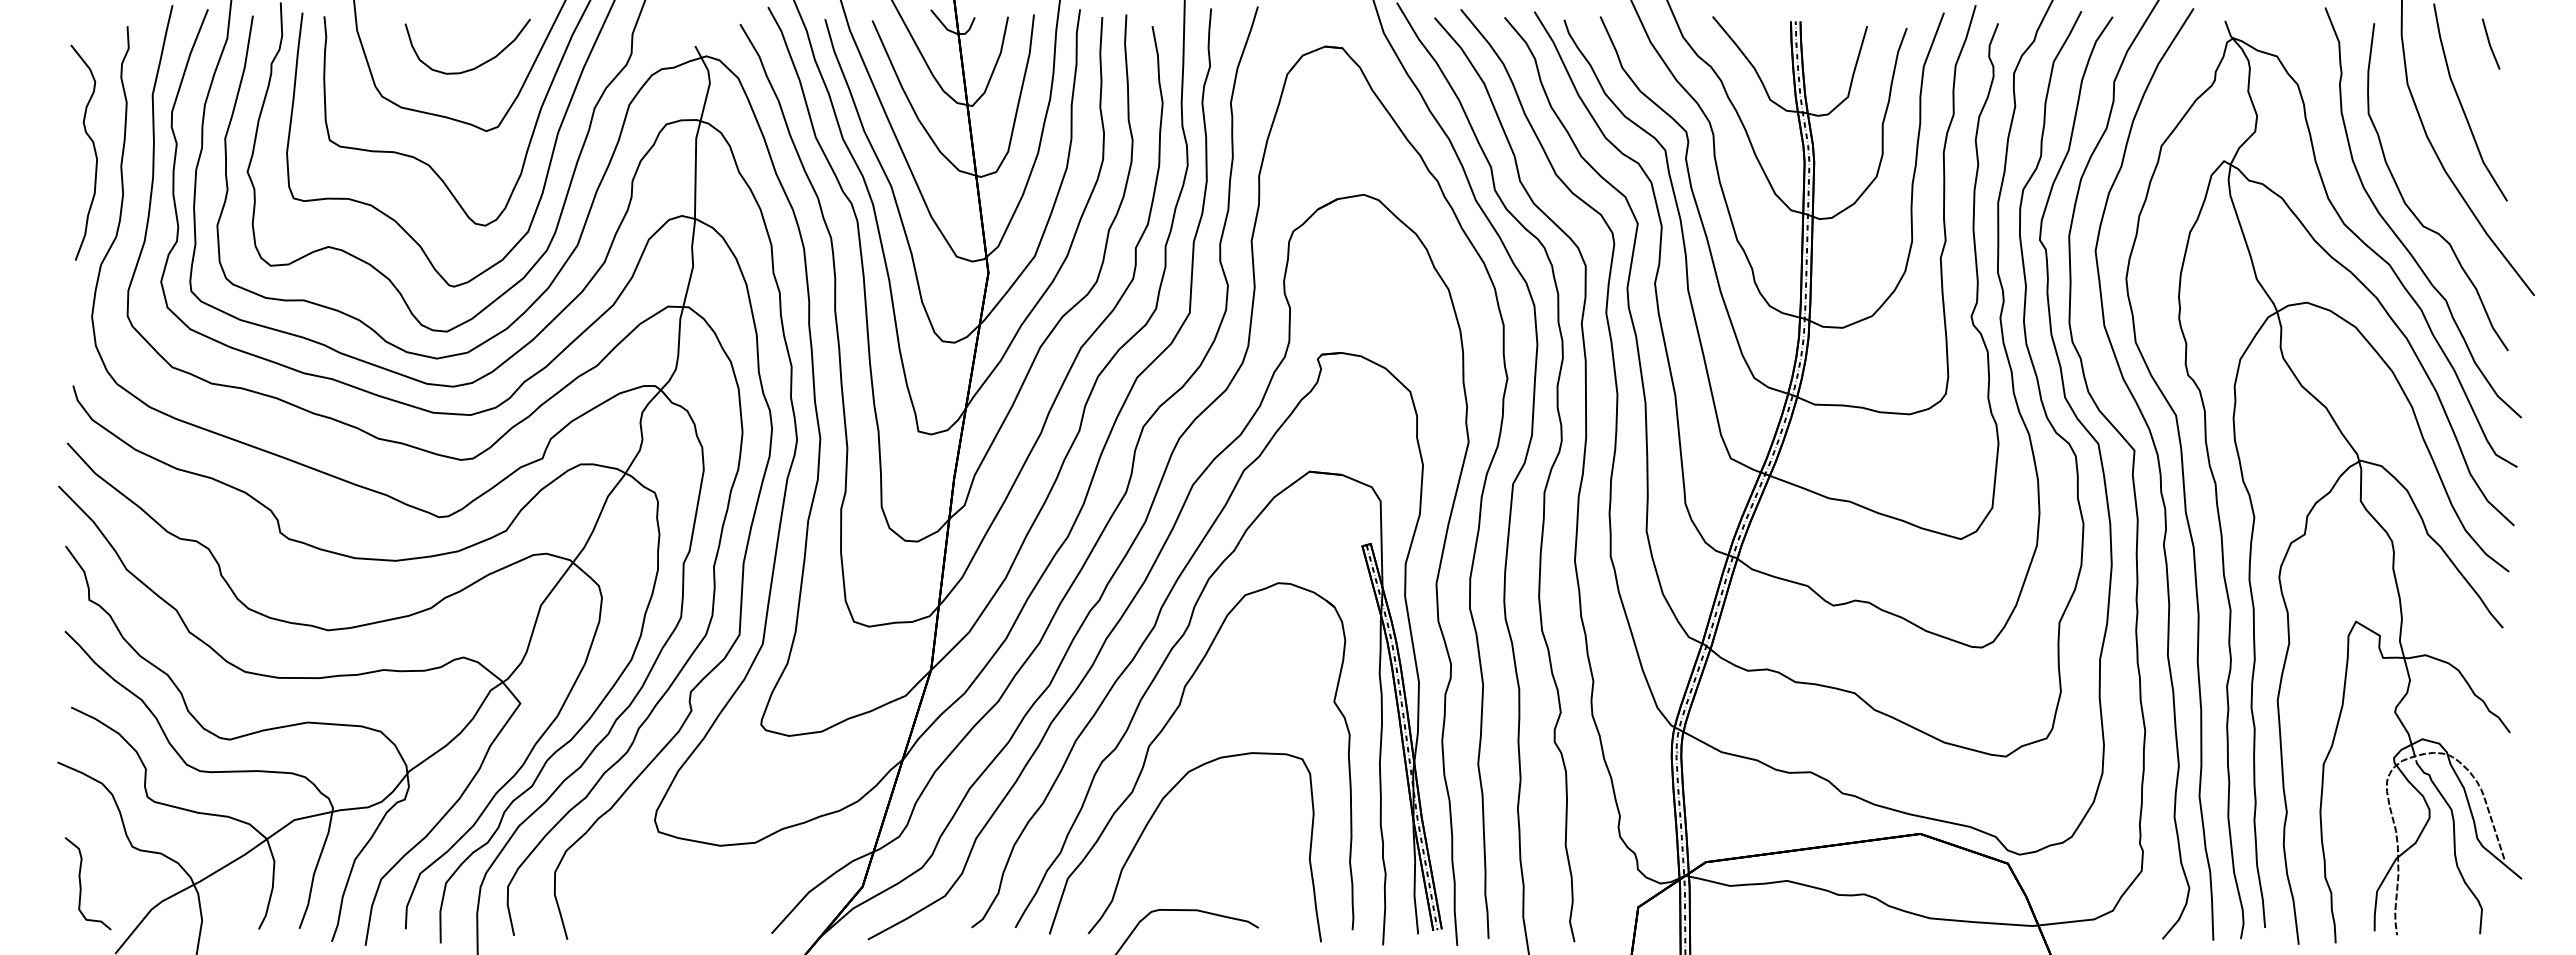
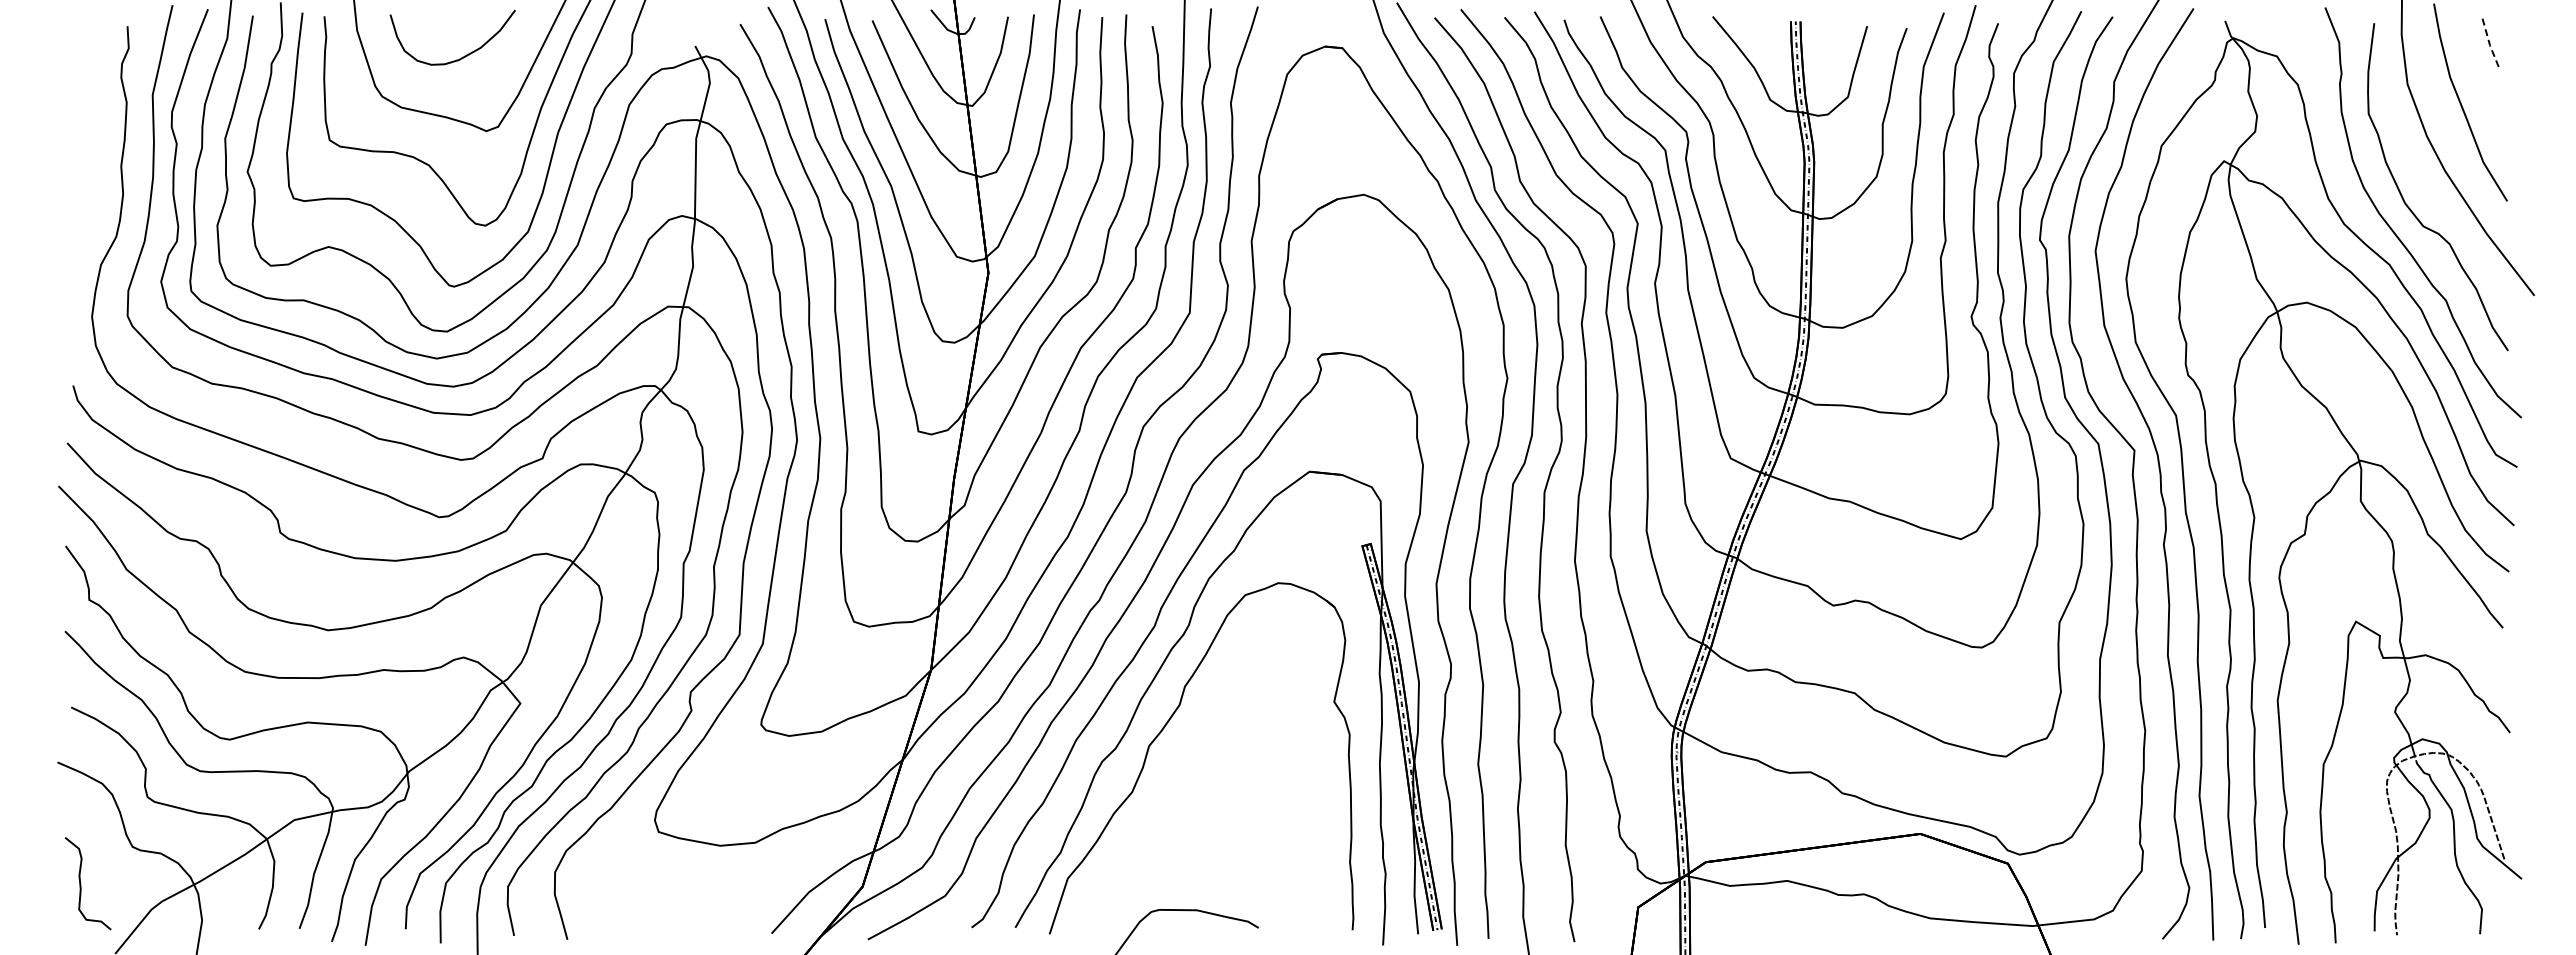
line: solid -> dashed (2490, 45)
curve position: (479, 64) -> (464, 55) (464, 55)
curve: present -> none (93, 148)
curve: present -> none (1153, 816)
